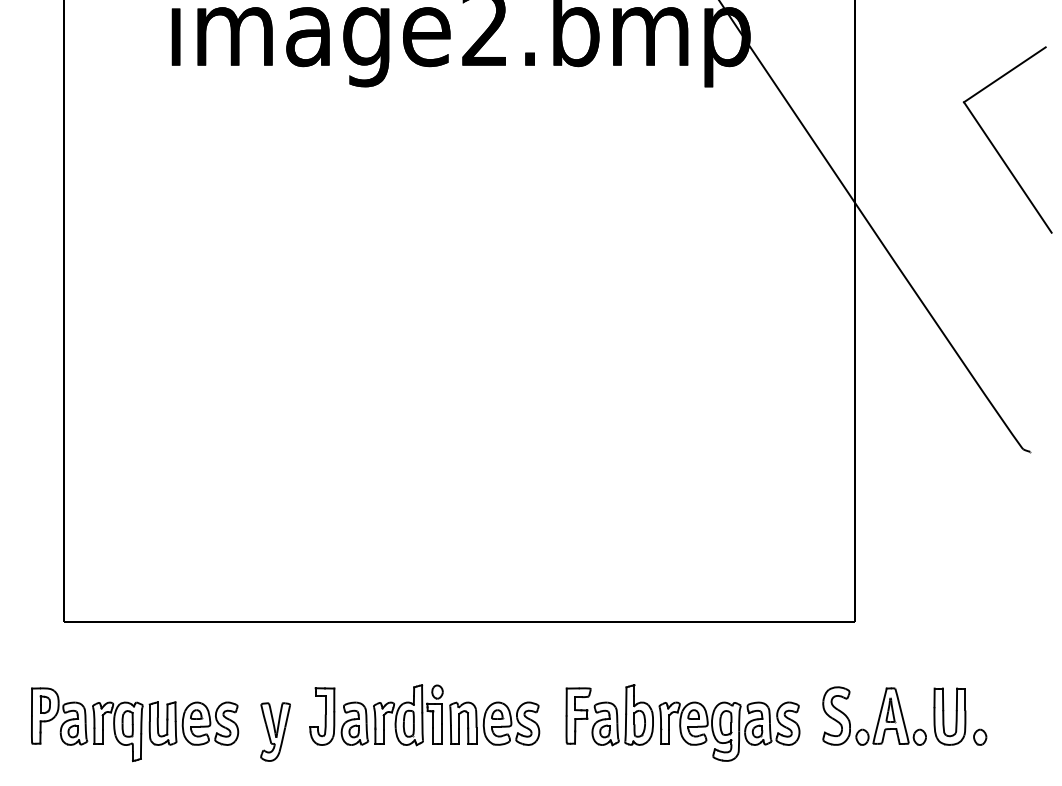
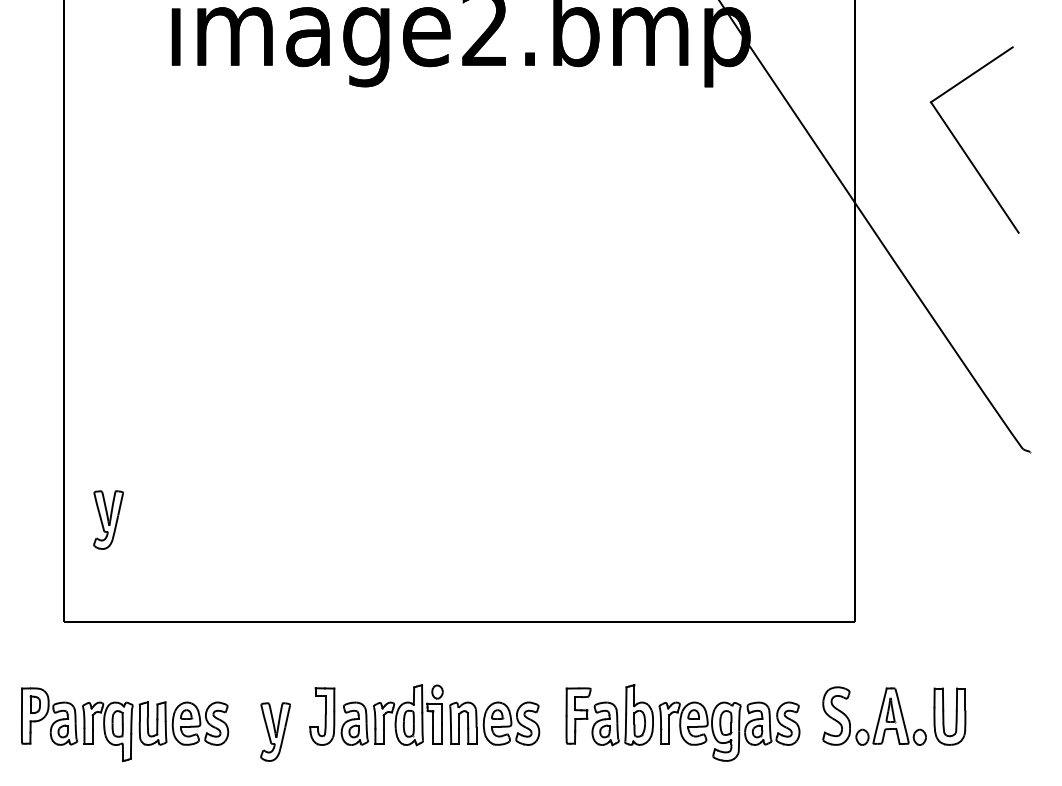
part position: (996, 148) -> (963, 148) (963, 148)
part: none -> present (108, 519)
part position: (135, 724) -> (125, 724) (125, 724)
part: present -> none (980, 736)
